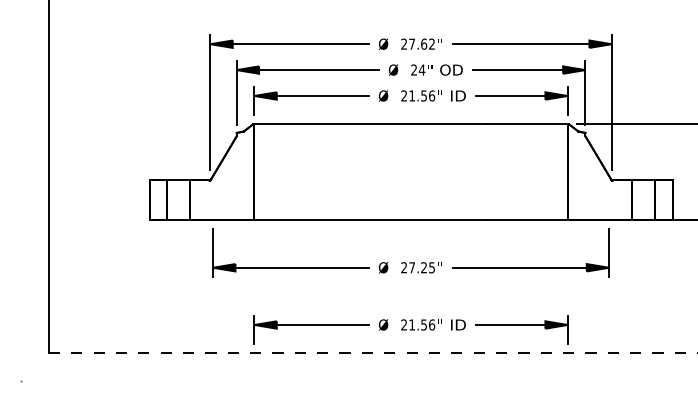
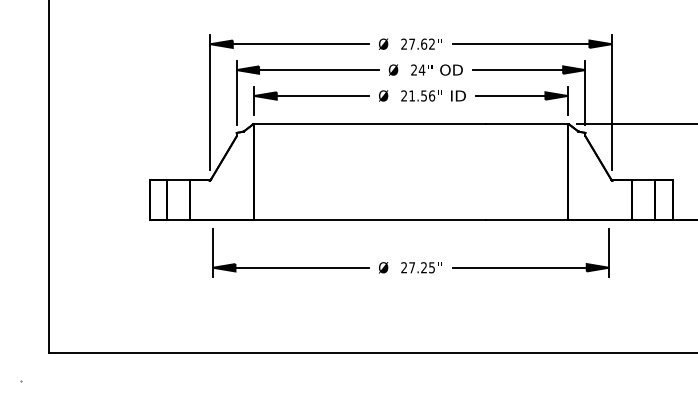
part: present -> none (410, 329)
line: dashed -> solid (373, 353)
